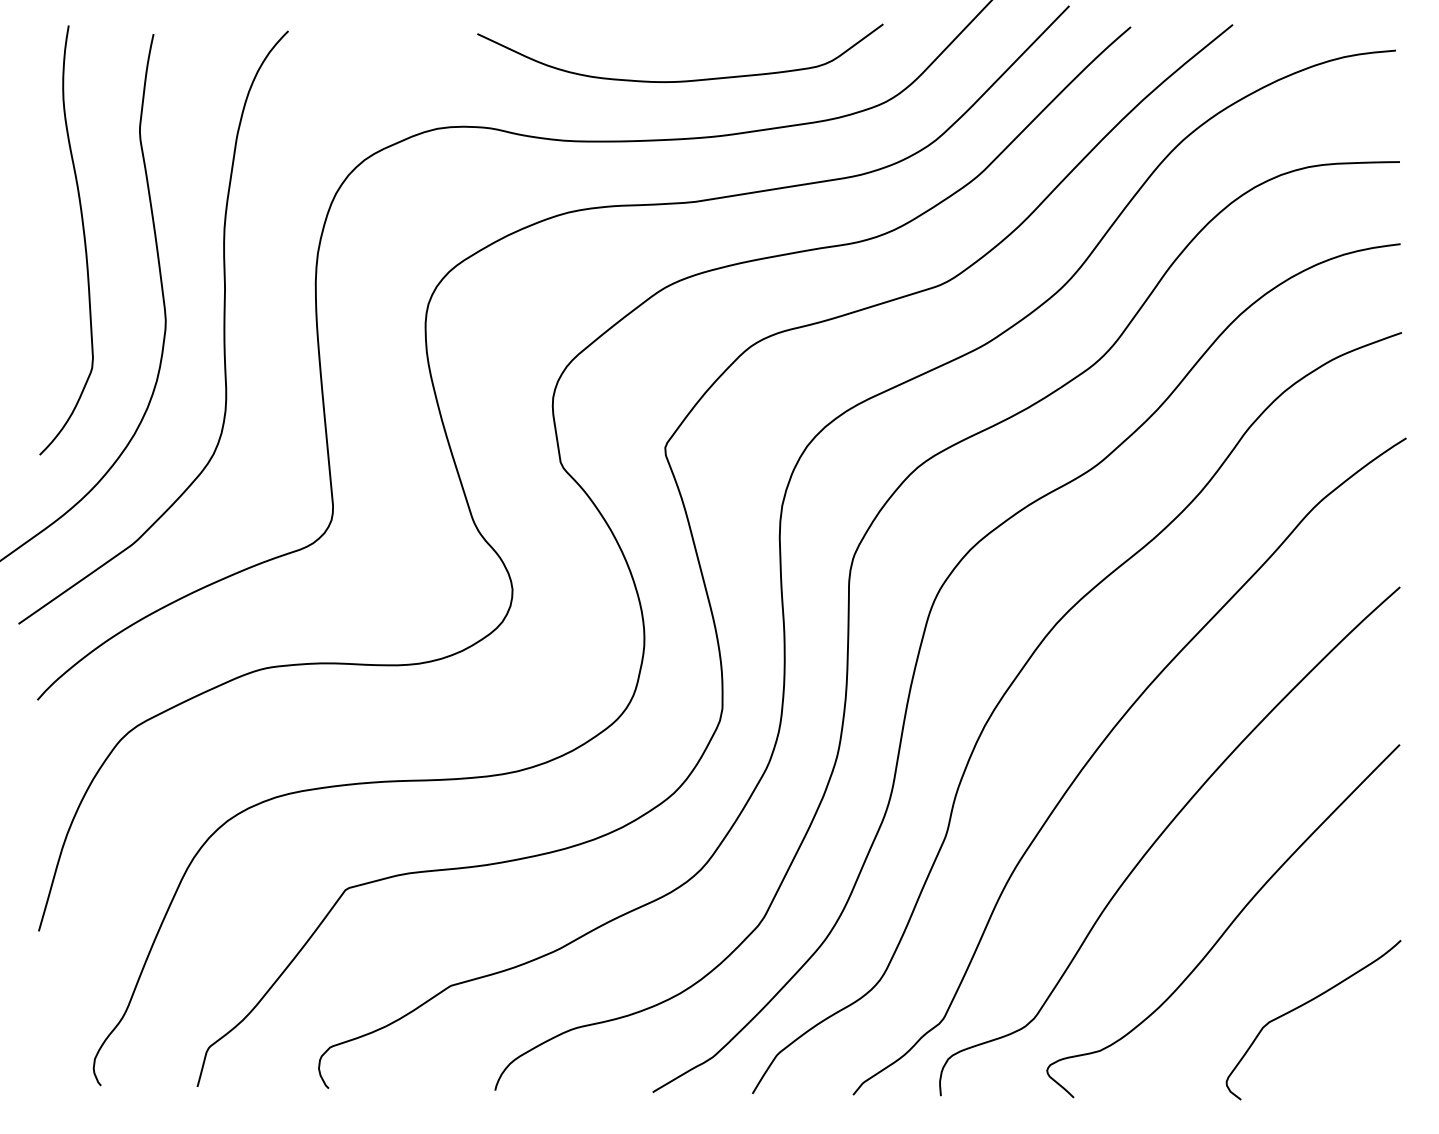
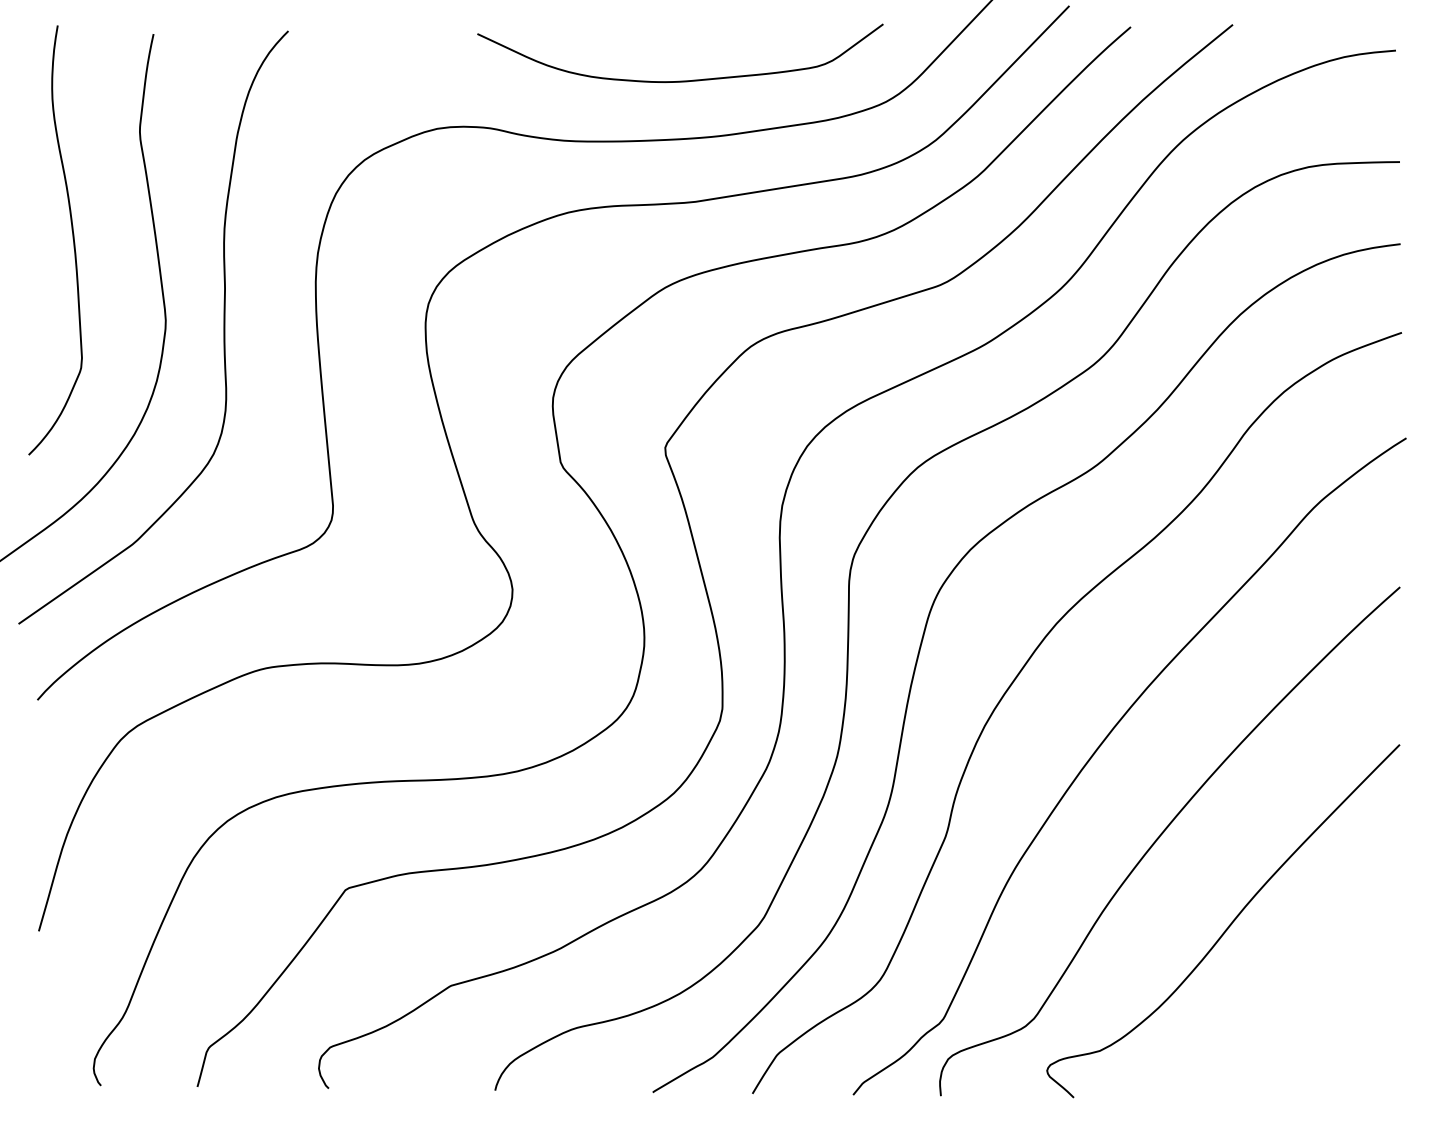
curve position: (83, 238) -> (72, 238) (72, 238)
curve: present -> none (1304, 1005)
